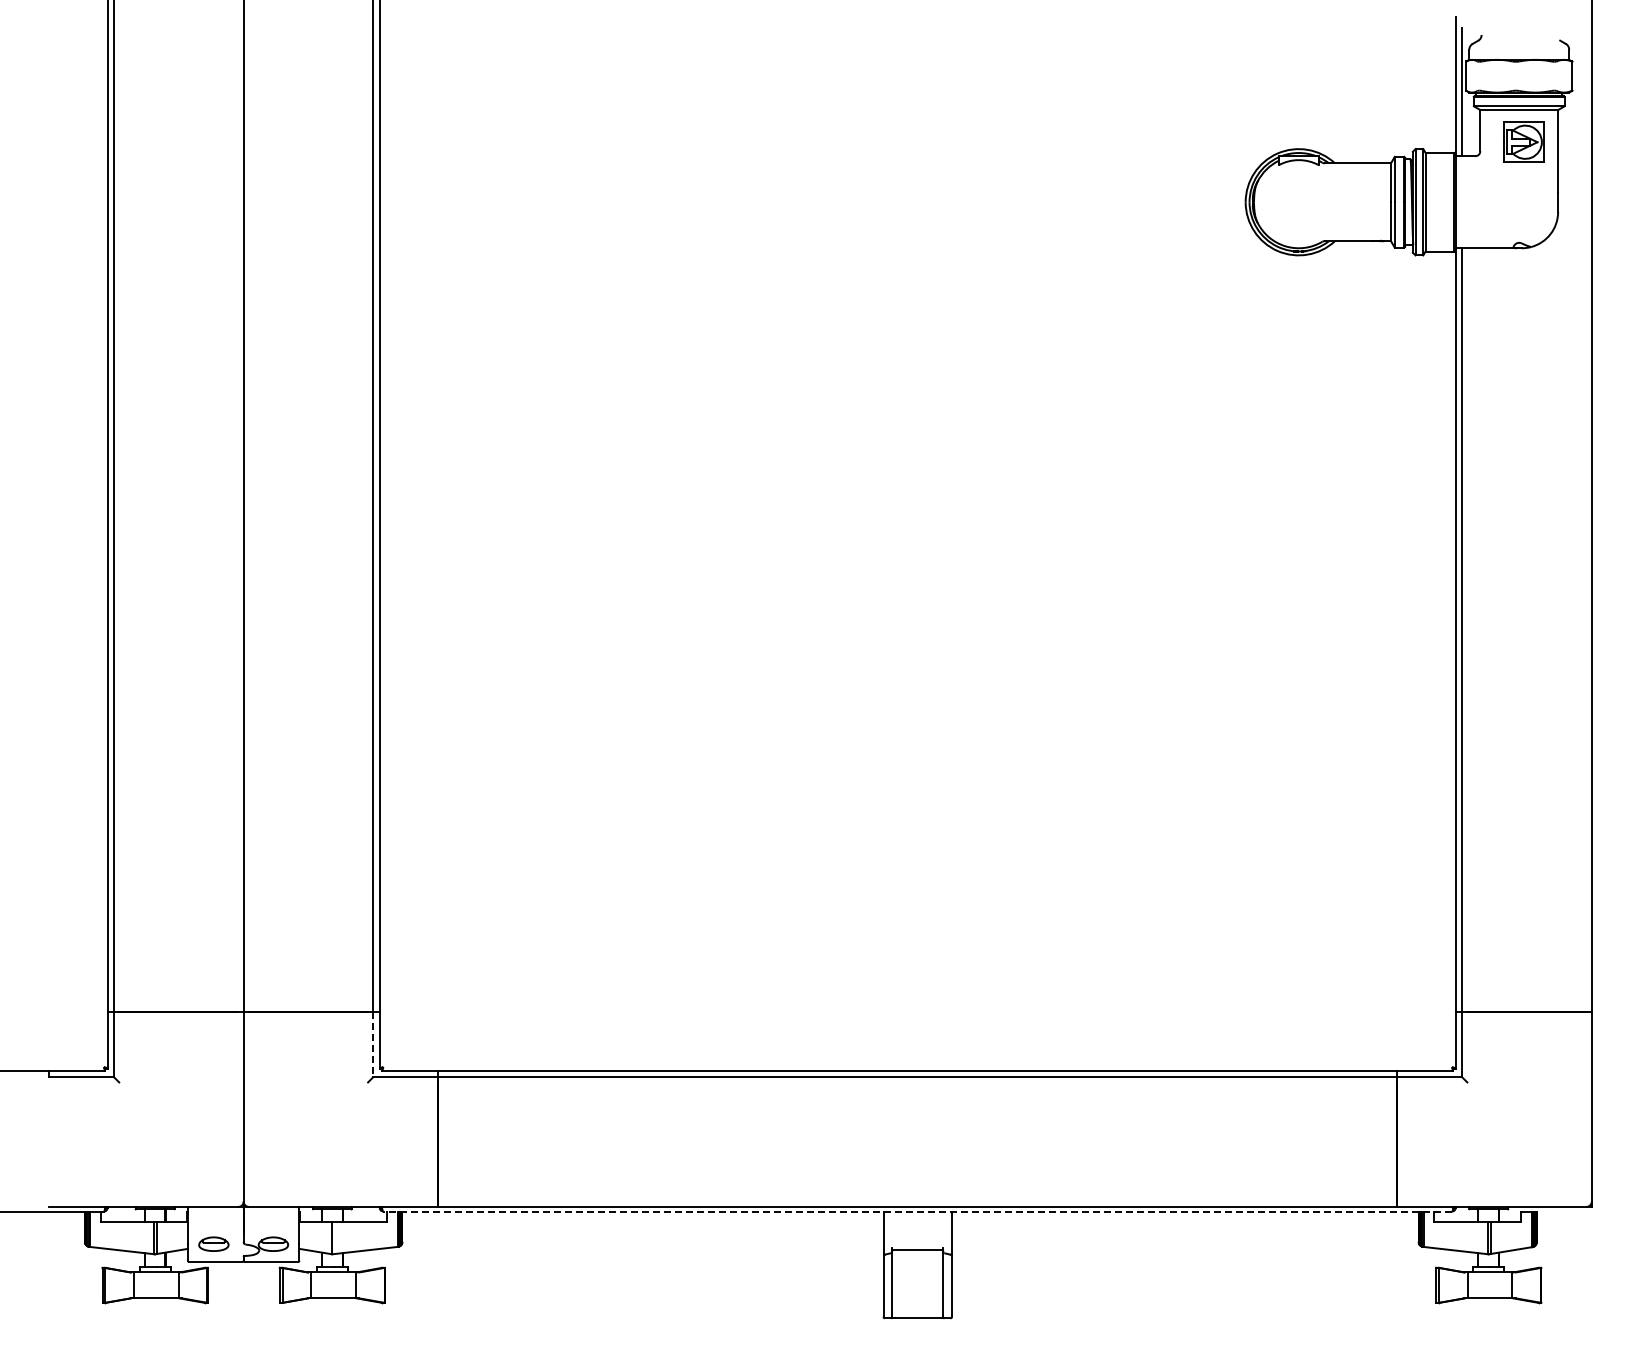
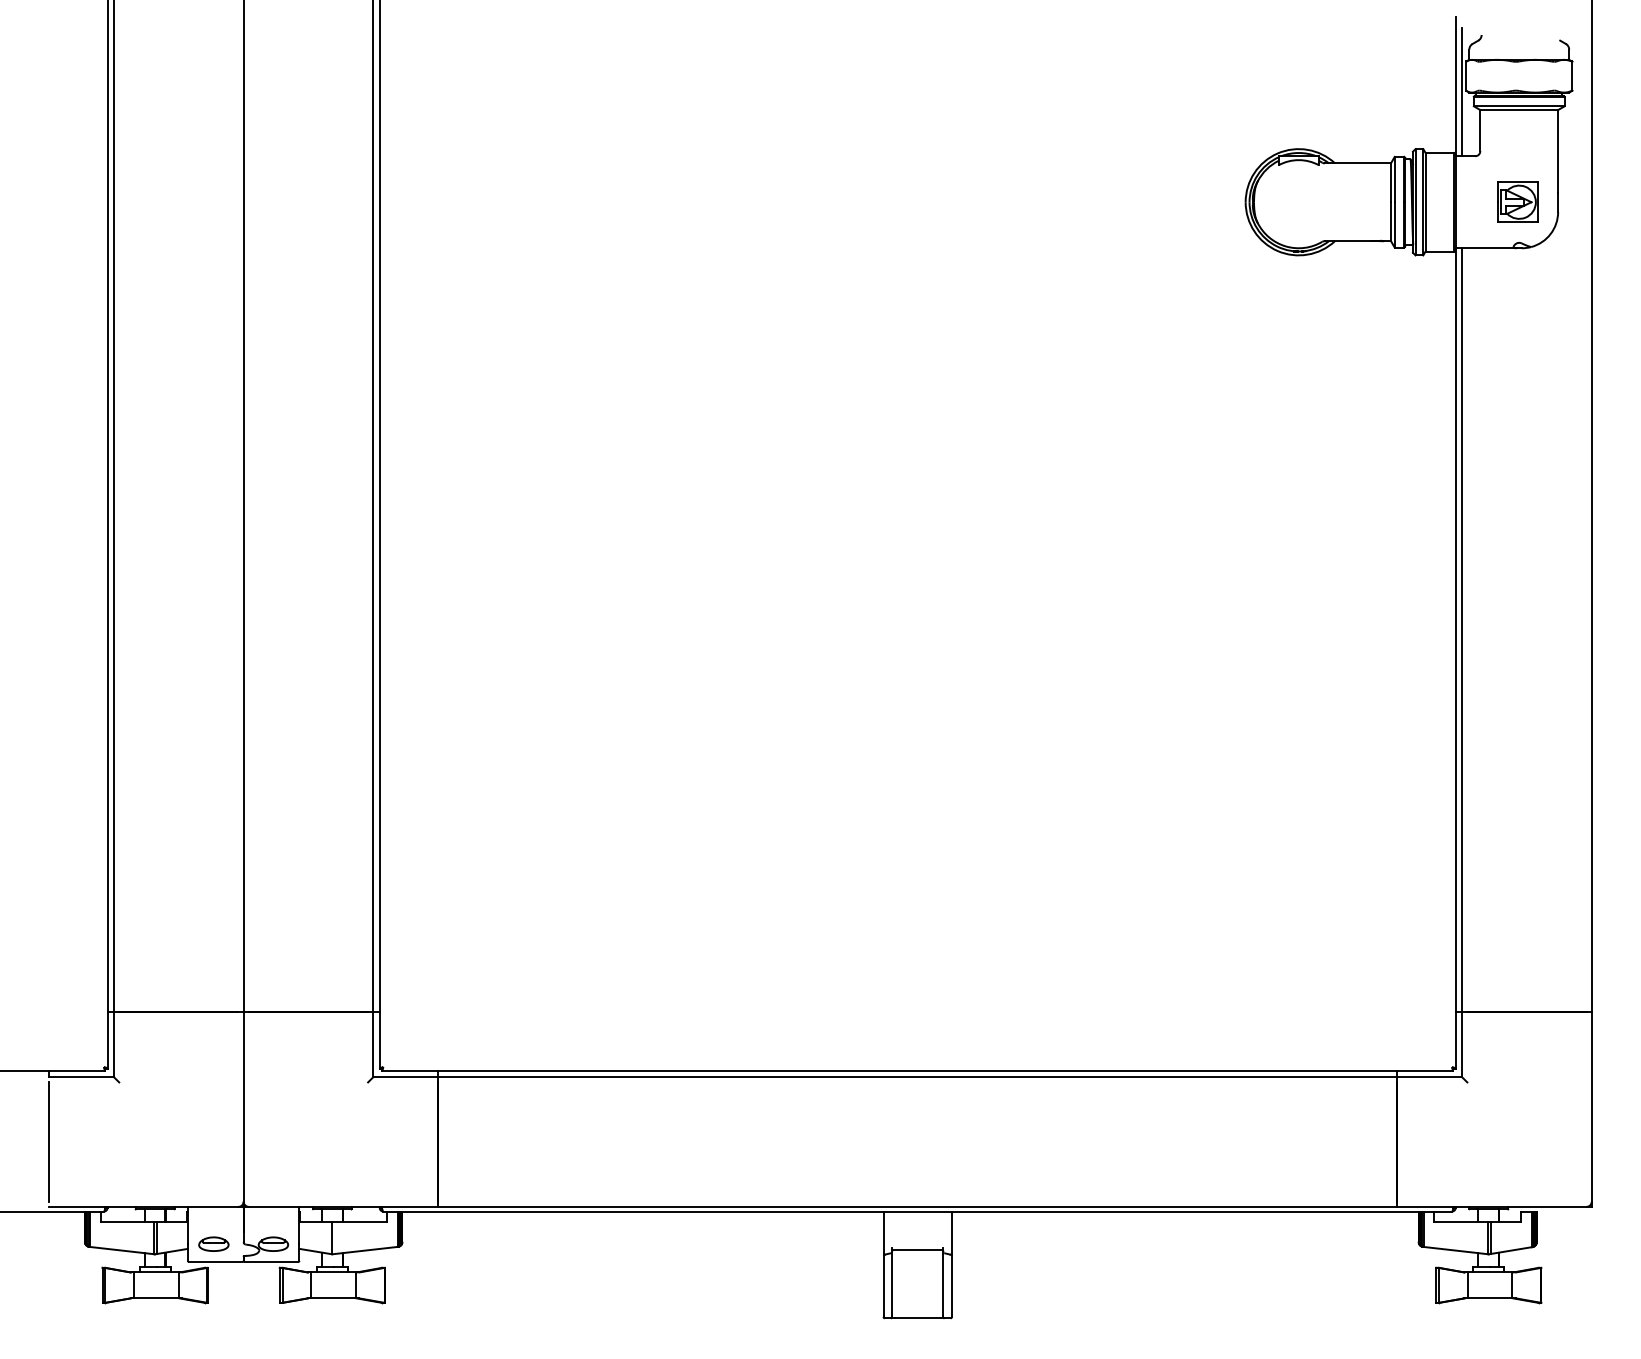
part position: (1523, 141) -> (1517, 201) (1517, 201)
line: dashed -> solid (373, 1045)
line: none -> present (49, 1141)
line: dashed -> solid (917, 1211)
